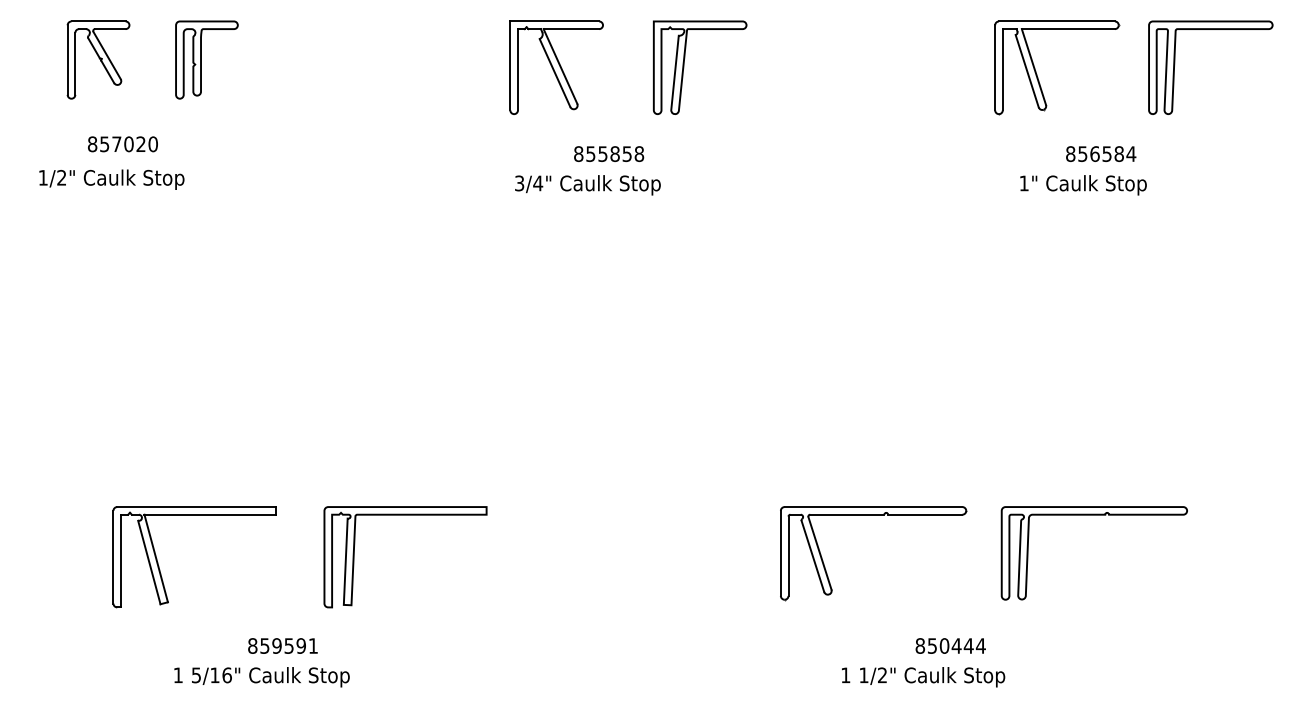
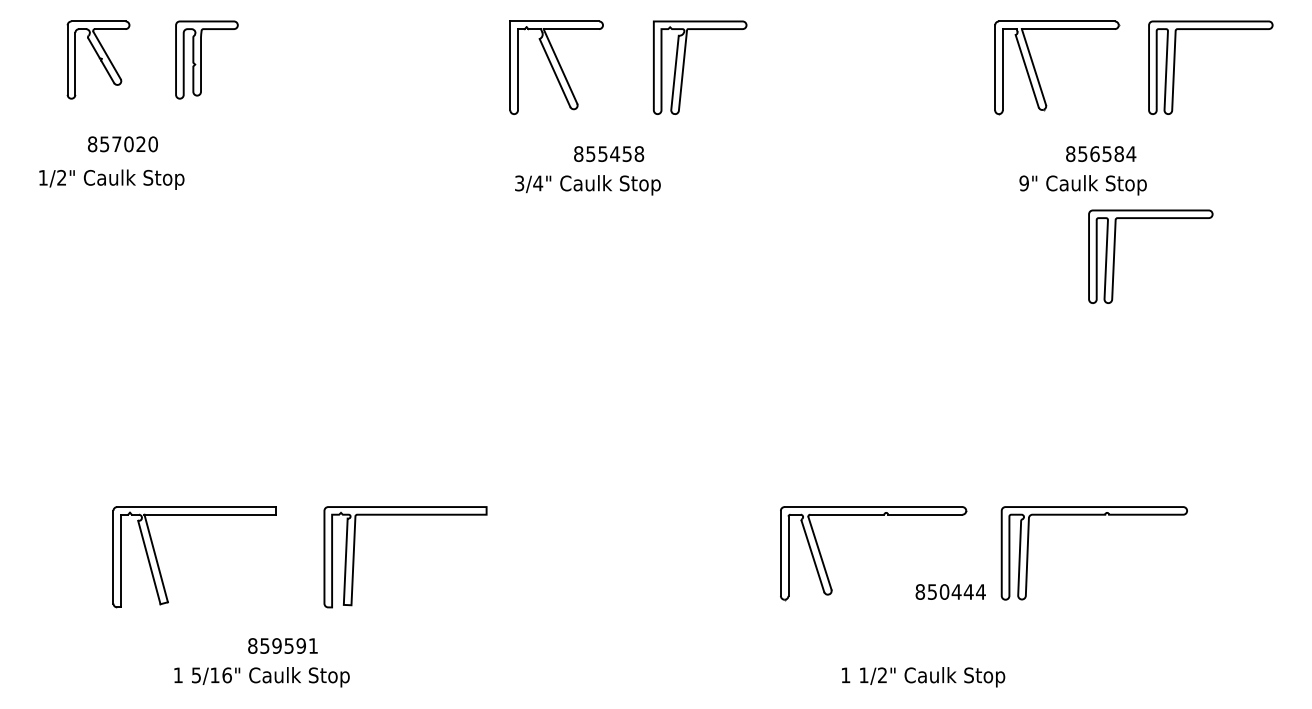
text: 855858 -> 855458 (615, 154)
text: 1" -> 9" (1023, 183)
part: none -> present (1115, 253)
text position: (950, 645) -> (950, 591) (950, 591)
